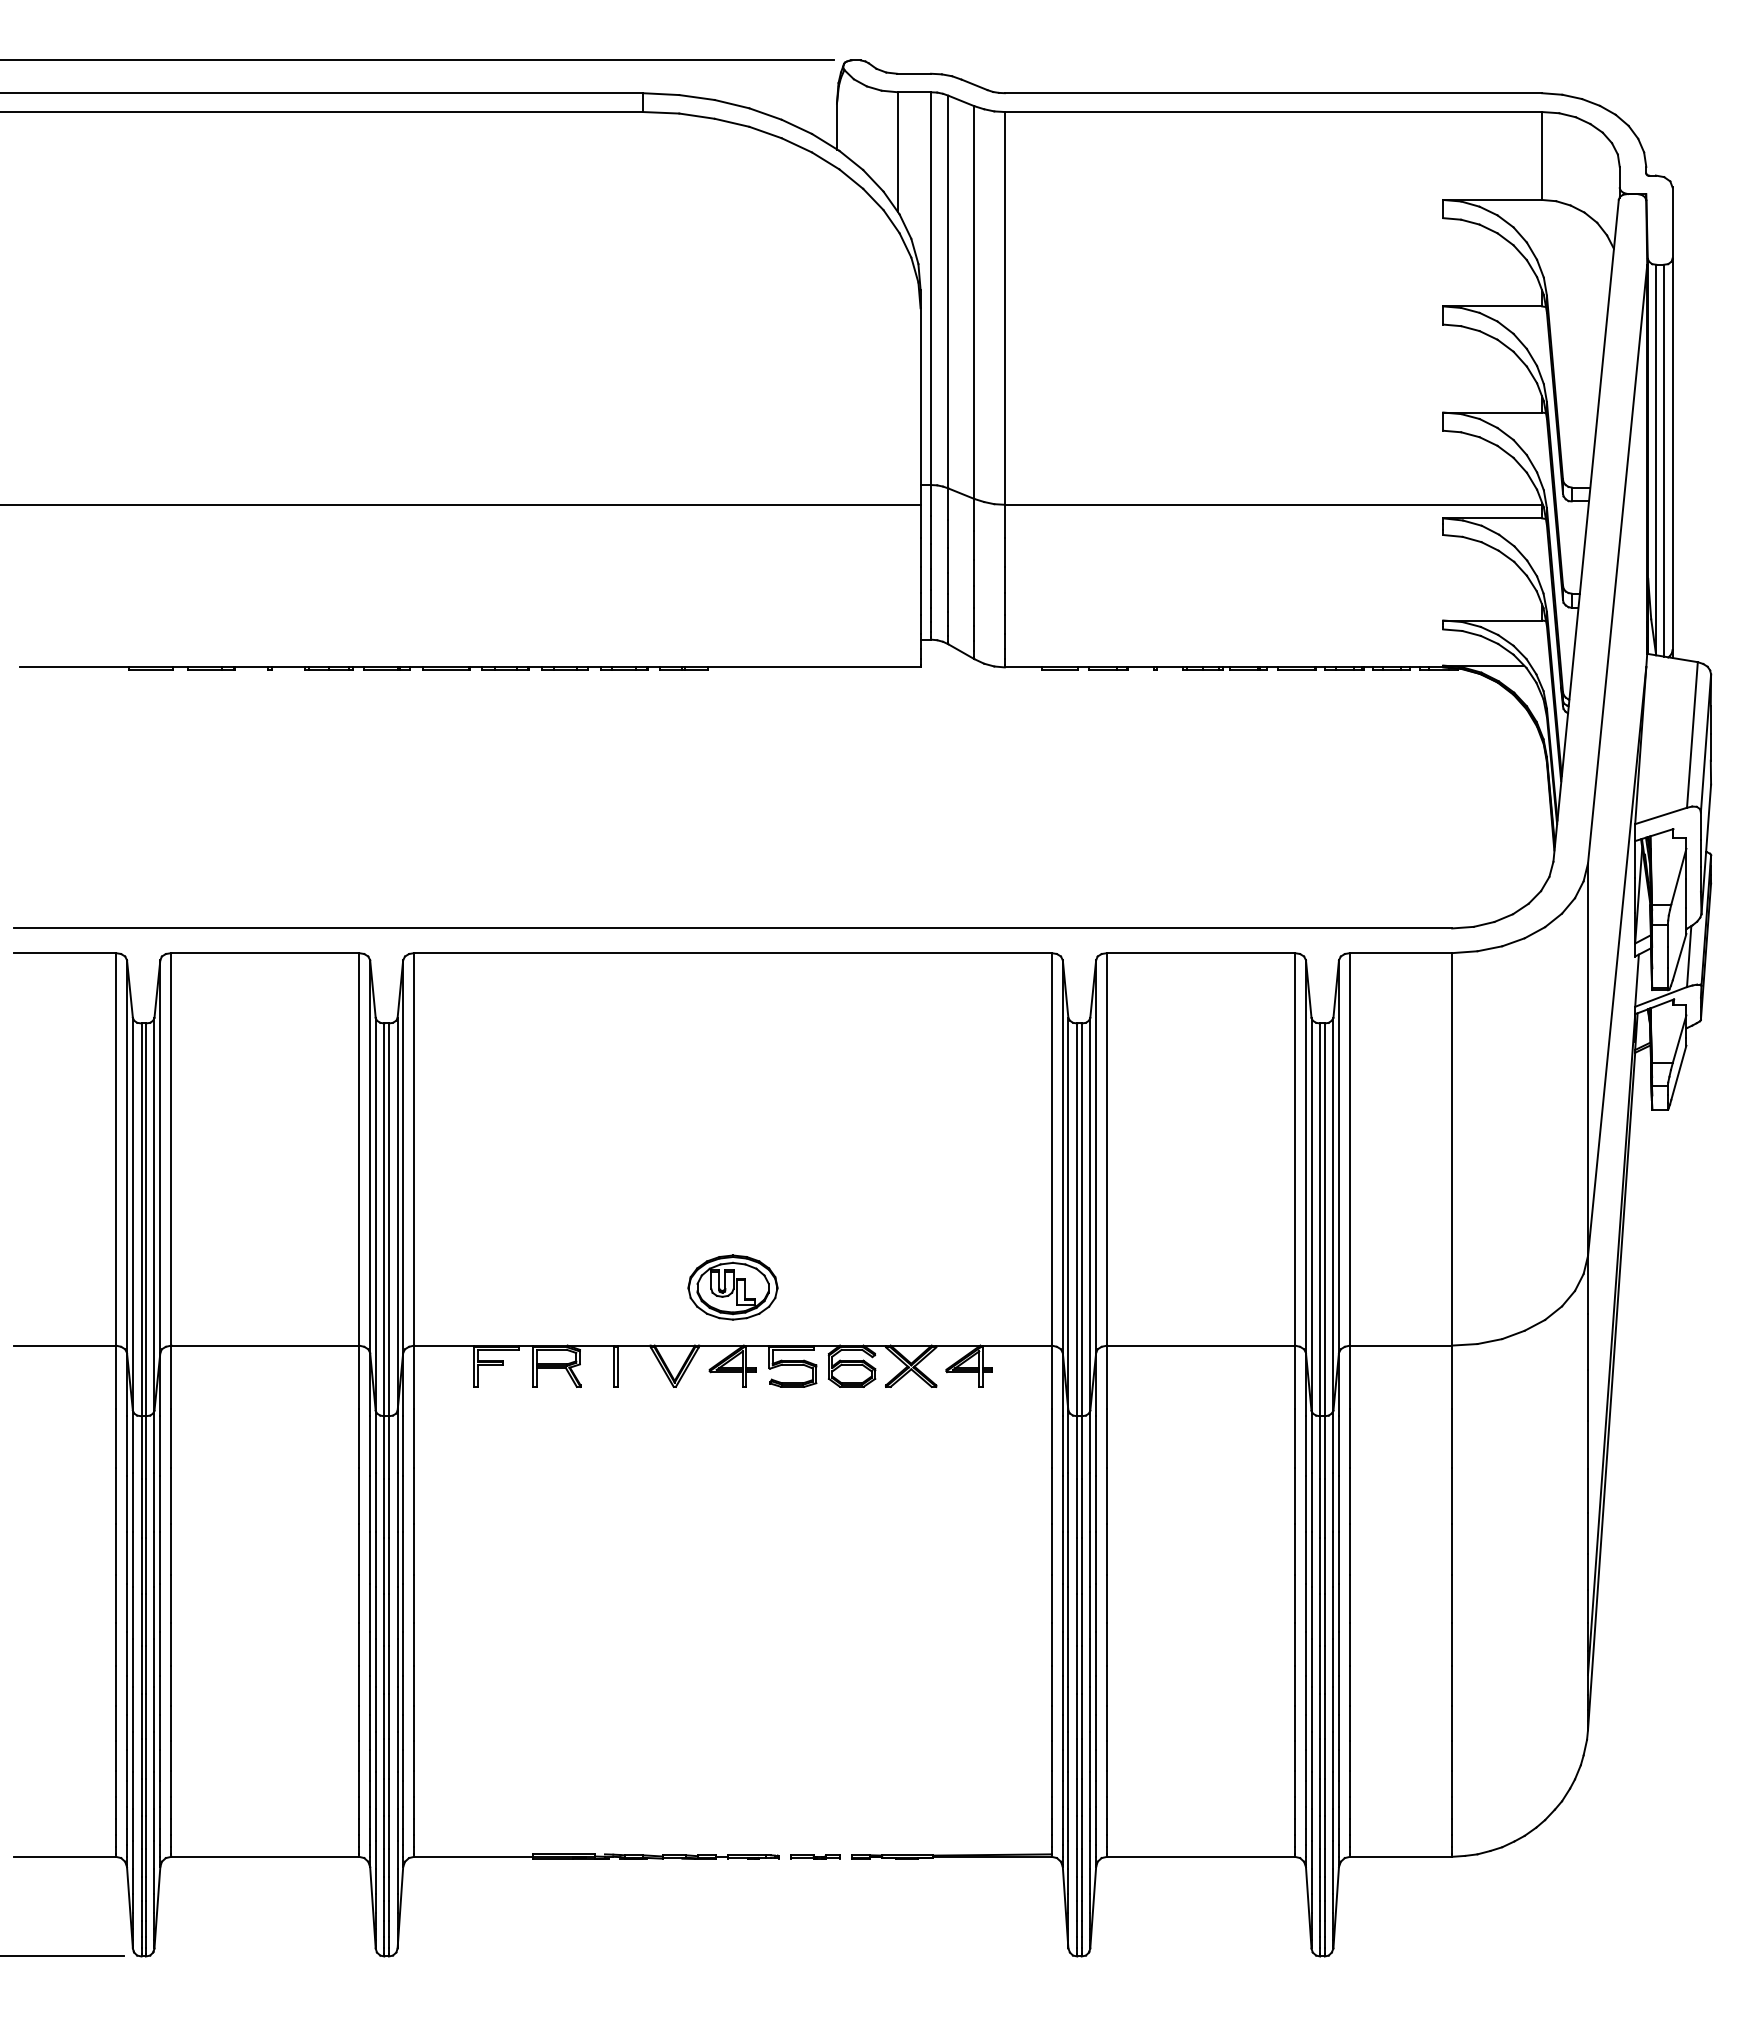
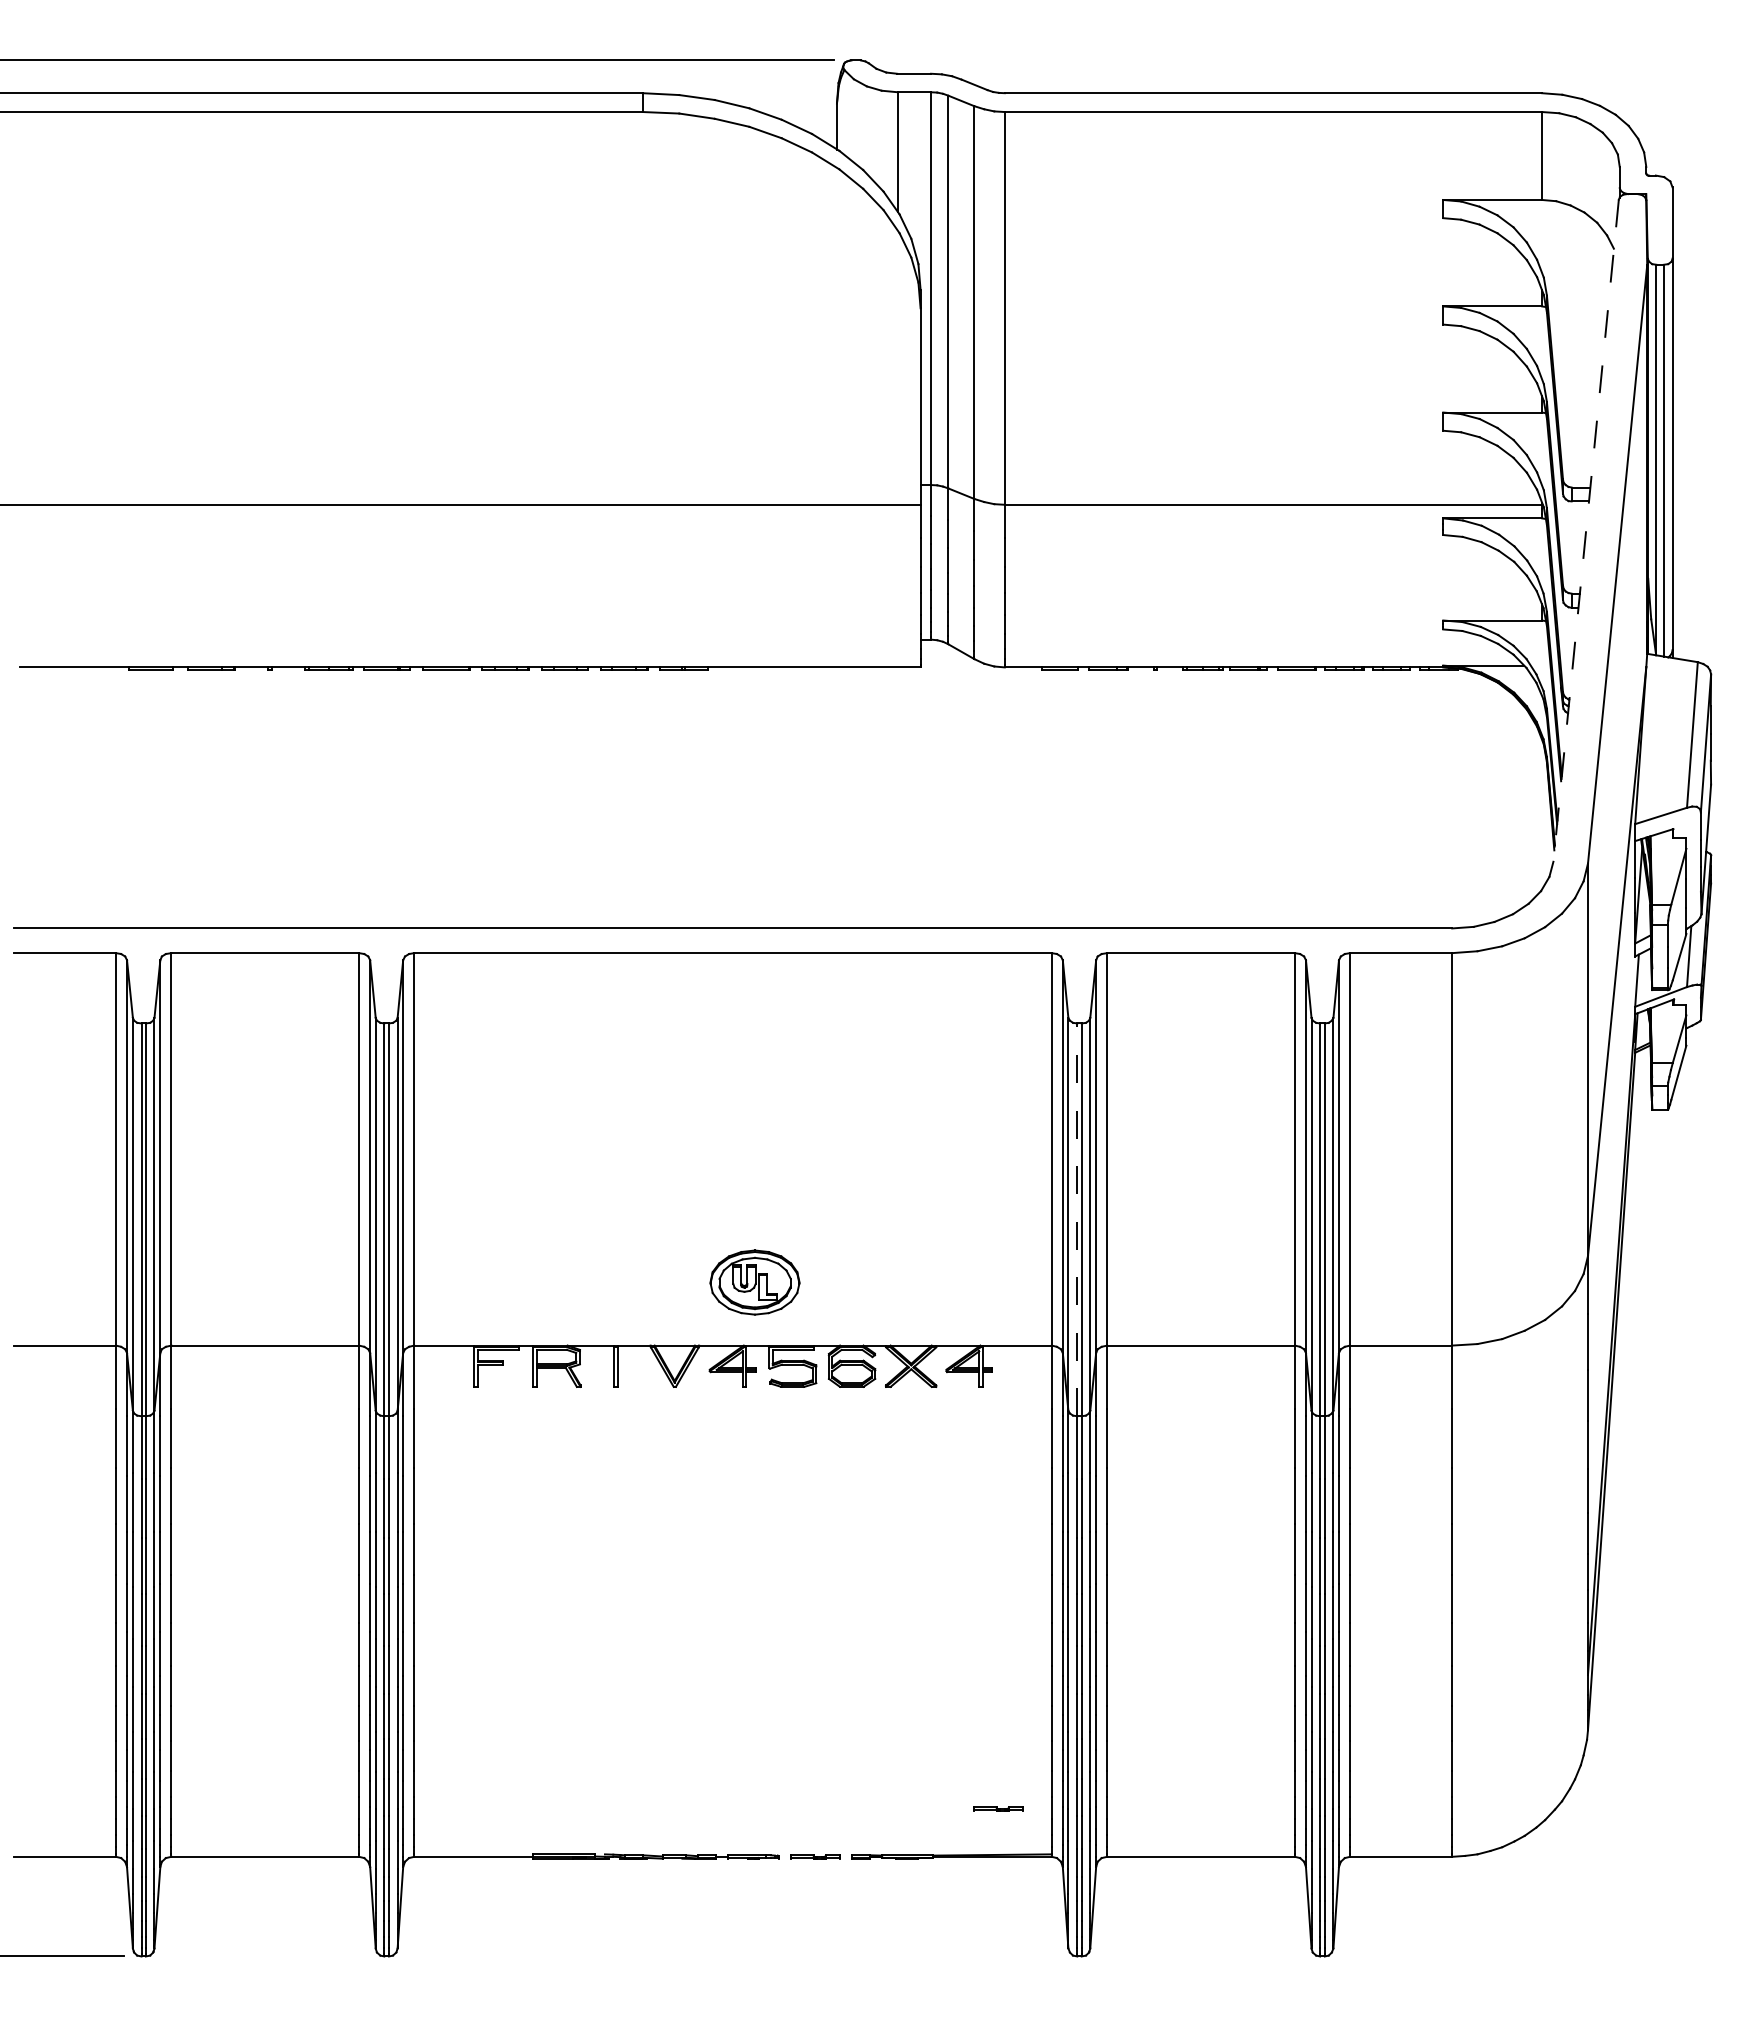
line: solid -> dashed (1586, 530)
line: solid -> dashed (1077, 1219)
part position: (732, 1287) -> (754, 1282) (754, 1282)
part: none -> present (998, 1808)
